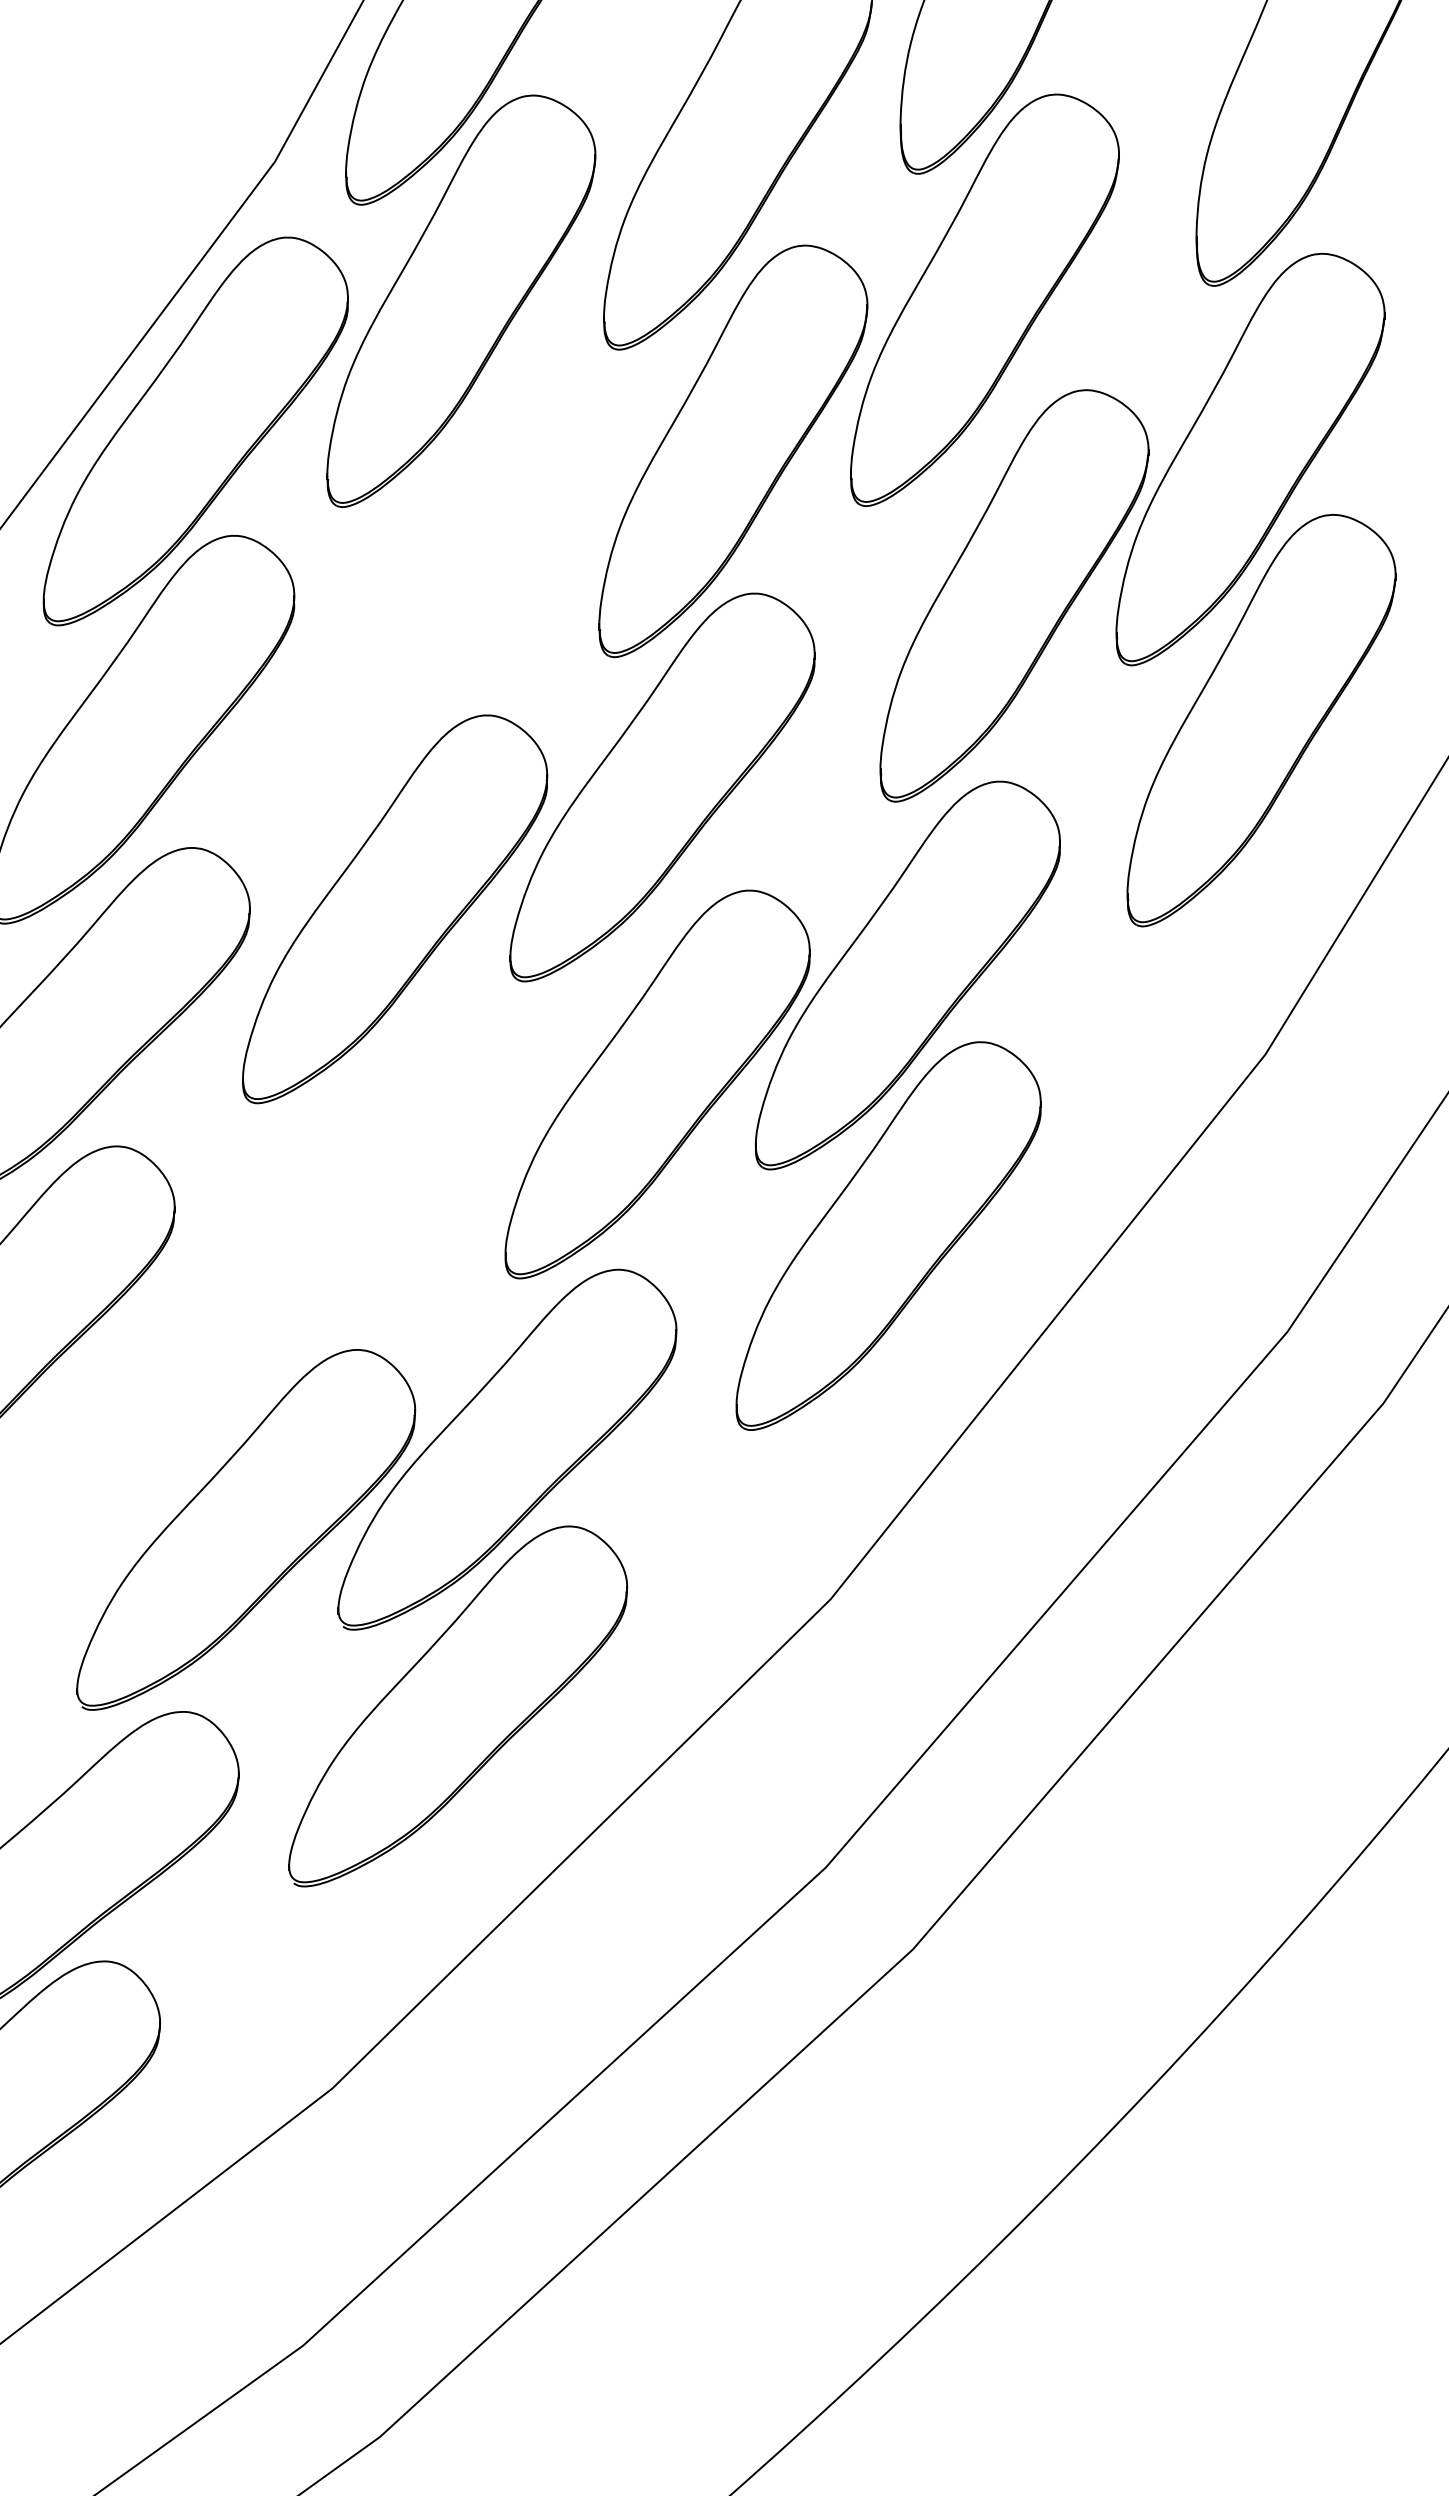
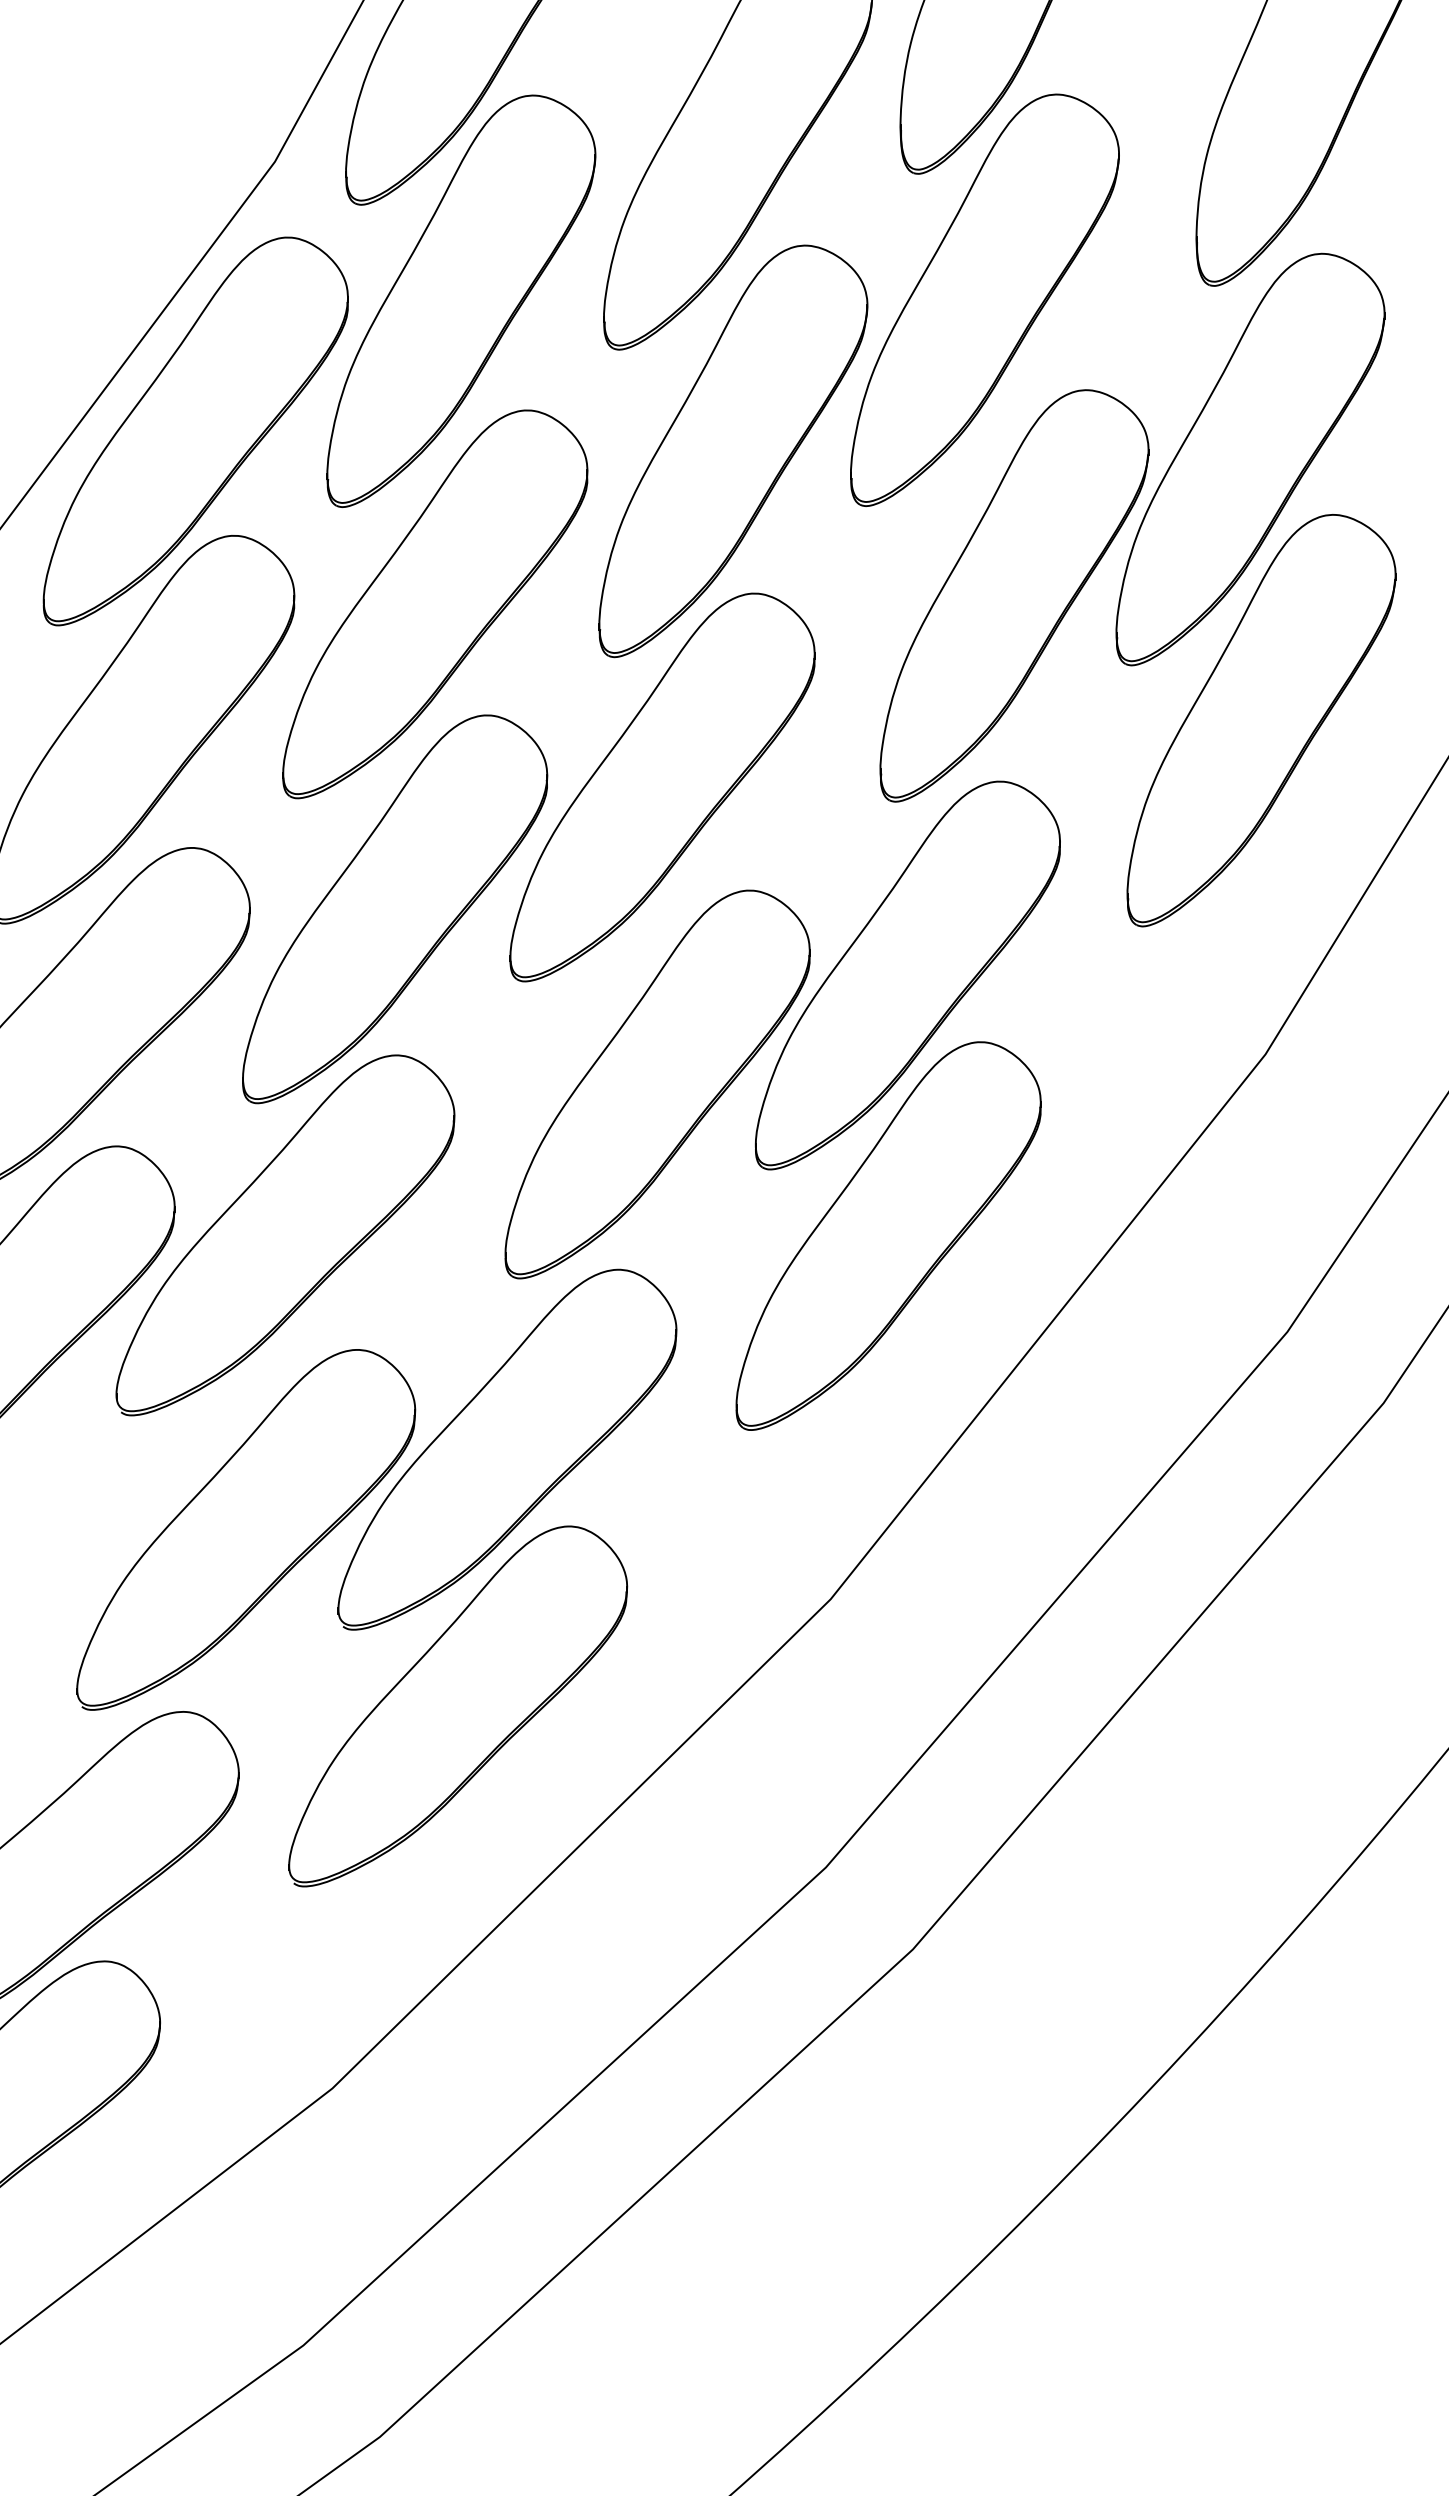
part: none -> present (435, 604)
part: none -> present (285, 1235)
